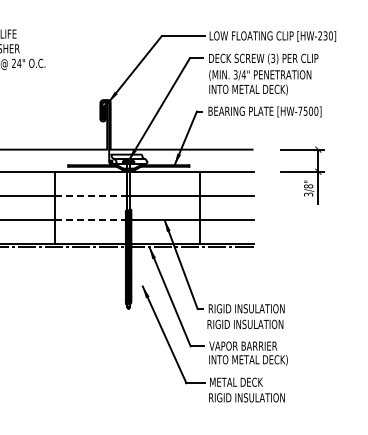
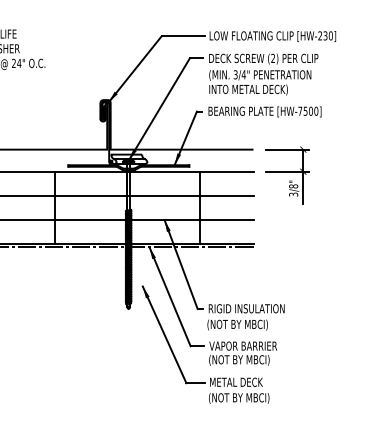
text: (3) -> (2) (273, 58)
part position: (302, 175) -> (287, 175) (287, 175)
line: dashed -> solid (91, 195)
line: dashed -> solid (91, 220)
text: RIGID INSULATION -> (NOT BY MBCI) (245, 324)
text: INTO METAL DECK) -> (NOT BY MBCI) (248, 360)
text: RIGID INSULATION -> (NOT BY MBCI) (246, 398)
